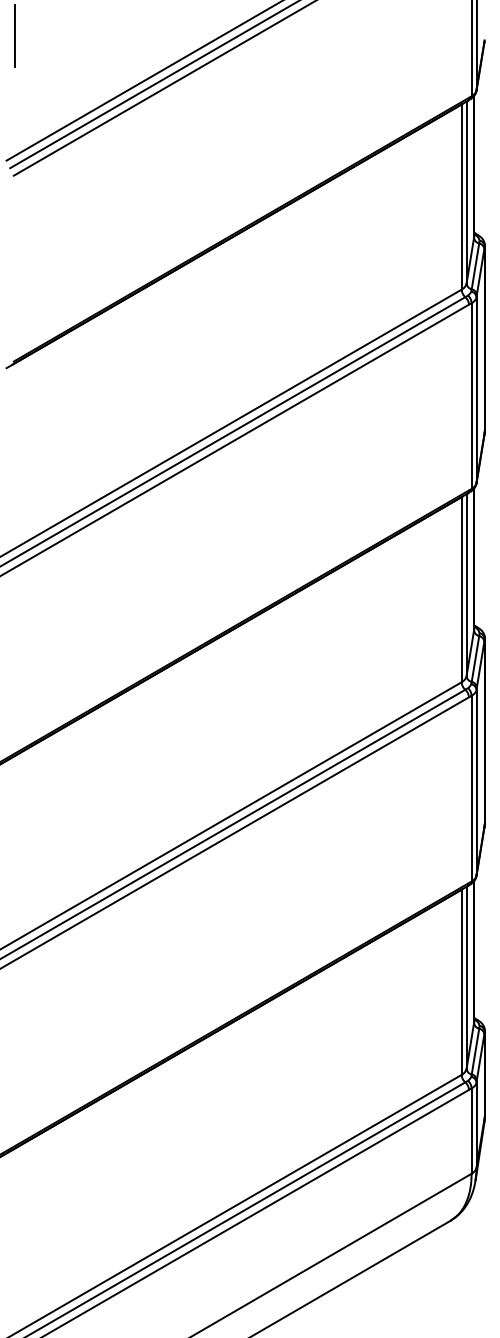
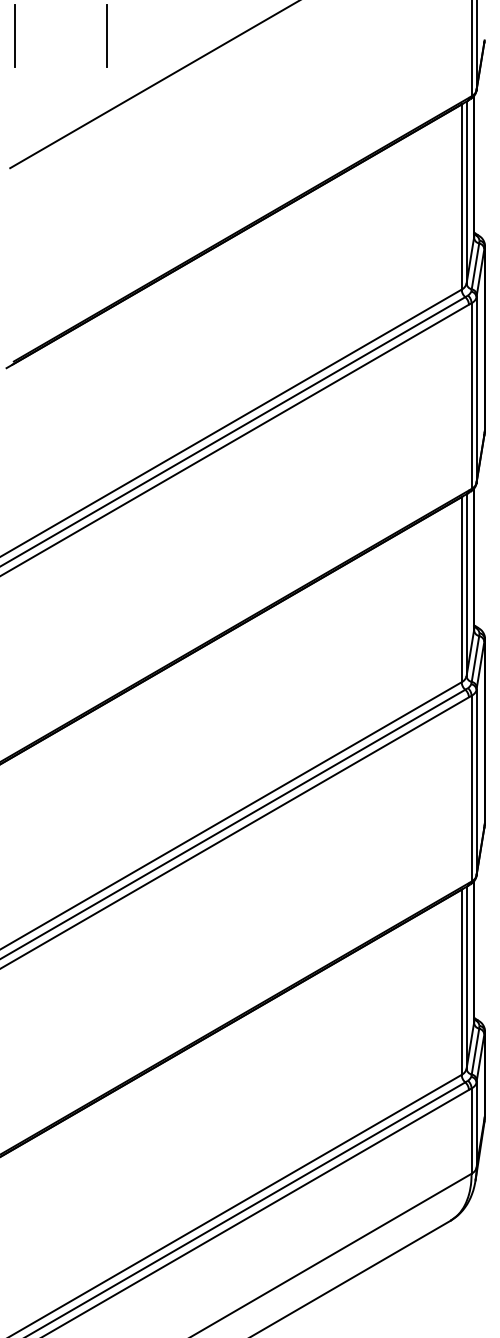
line: none -> present (106, 35)
line: present -> none (142, 81)
line: present -> none (162, 88)
